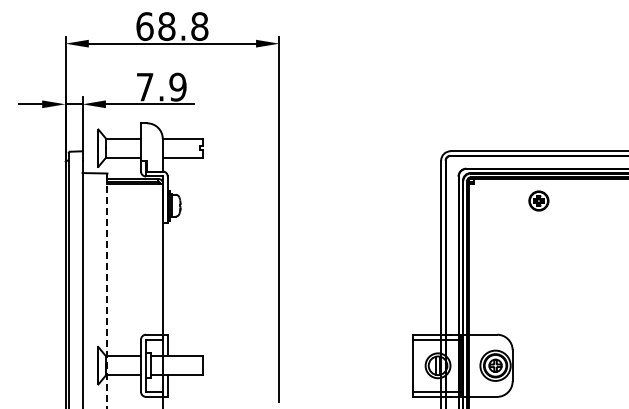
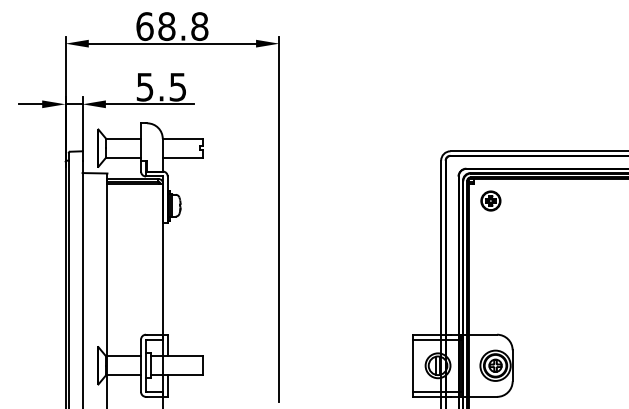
text: 7.9 -> 5.5 (161, 86)
part position: (538, 200) -> (490, 200) (490, 200)
line: dashed -> solid (107, 294)
